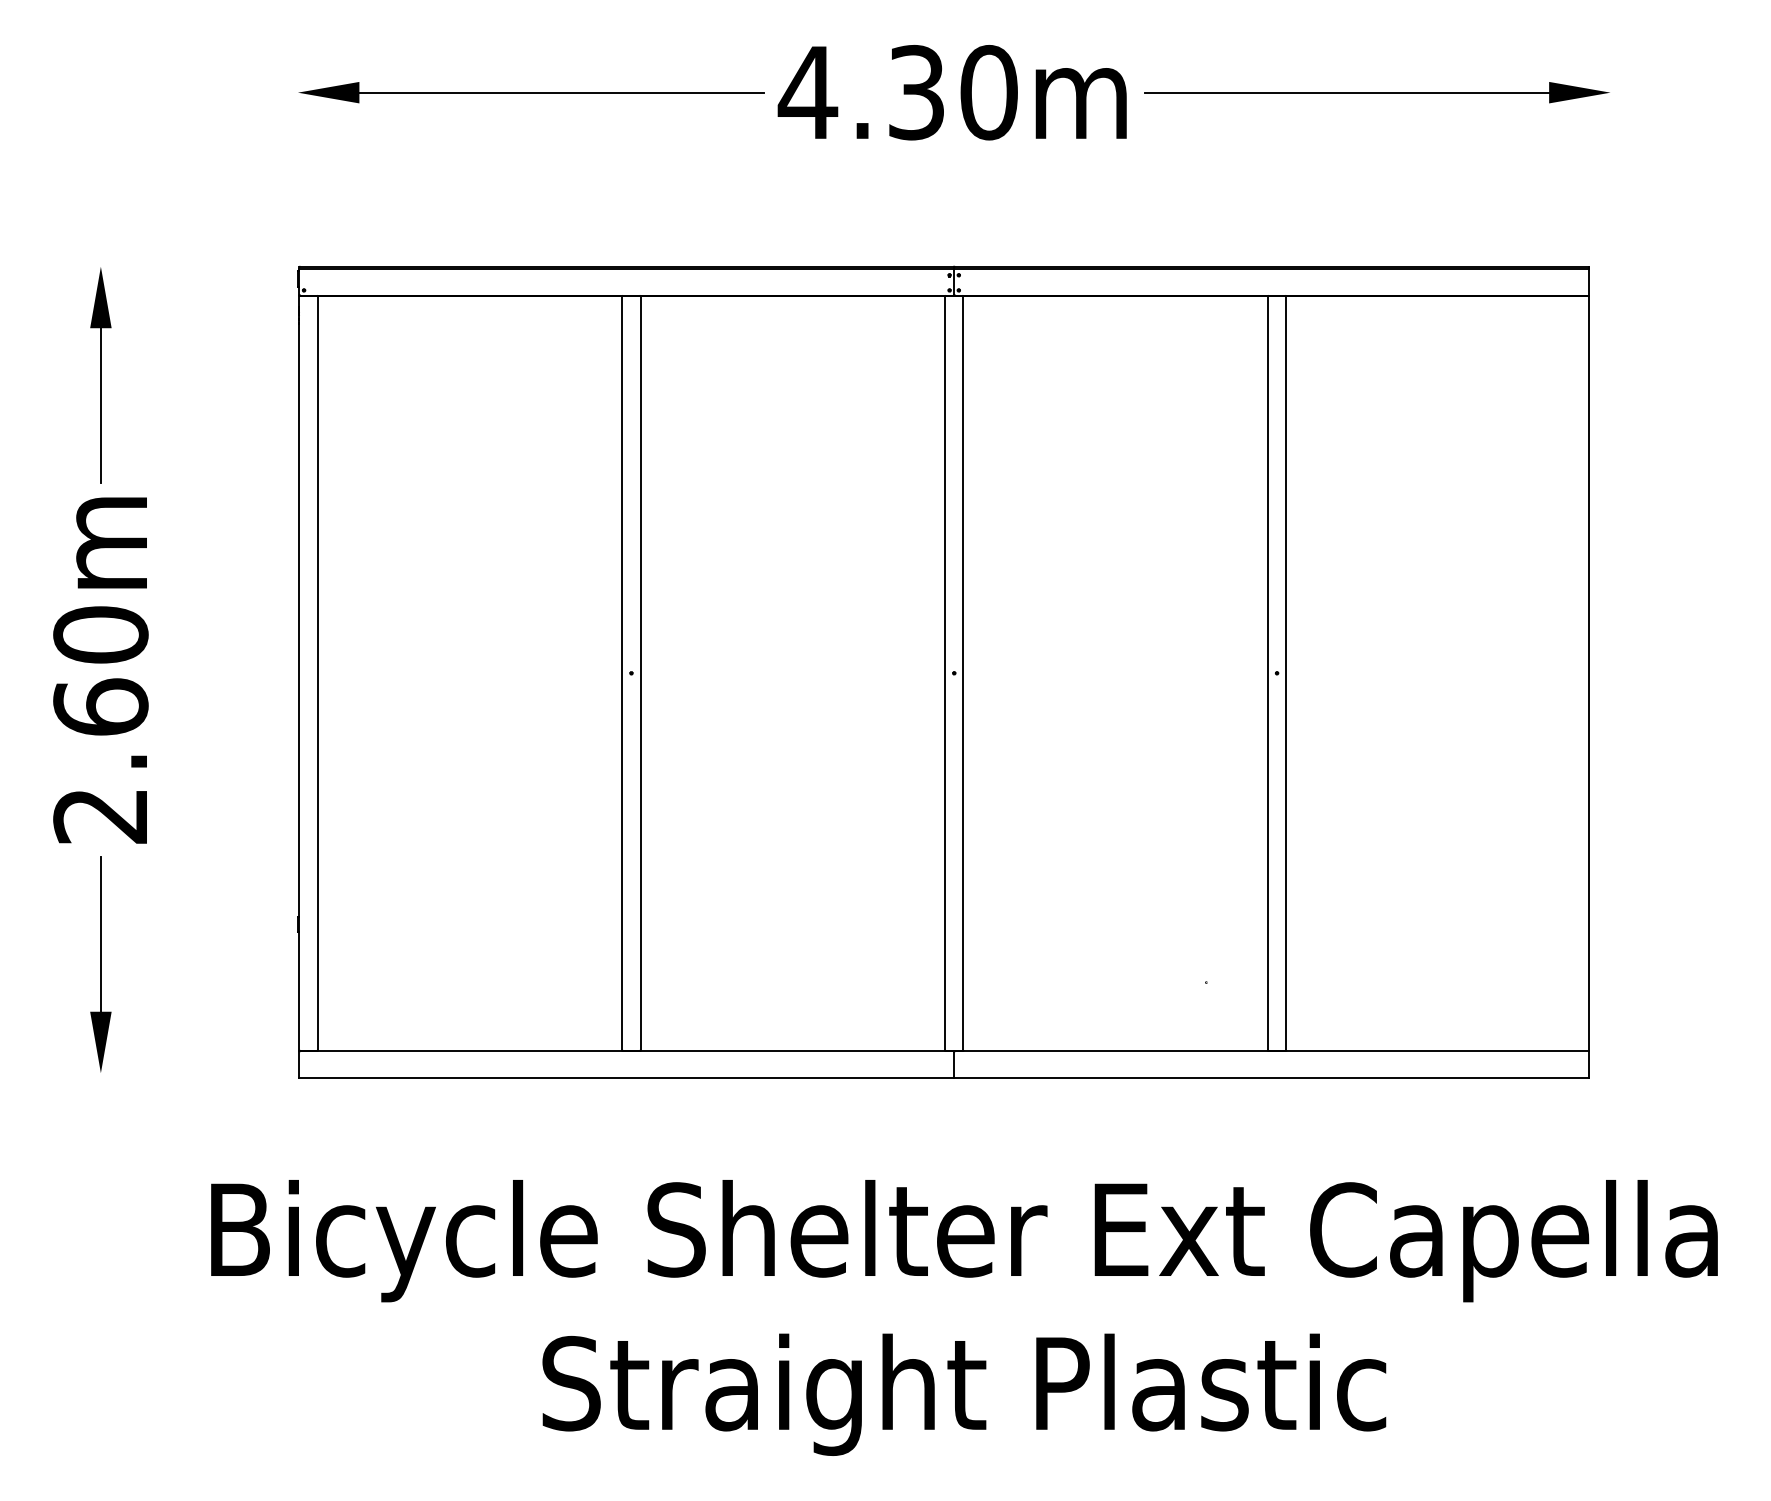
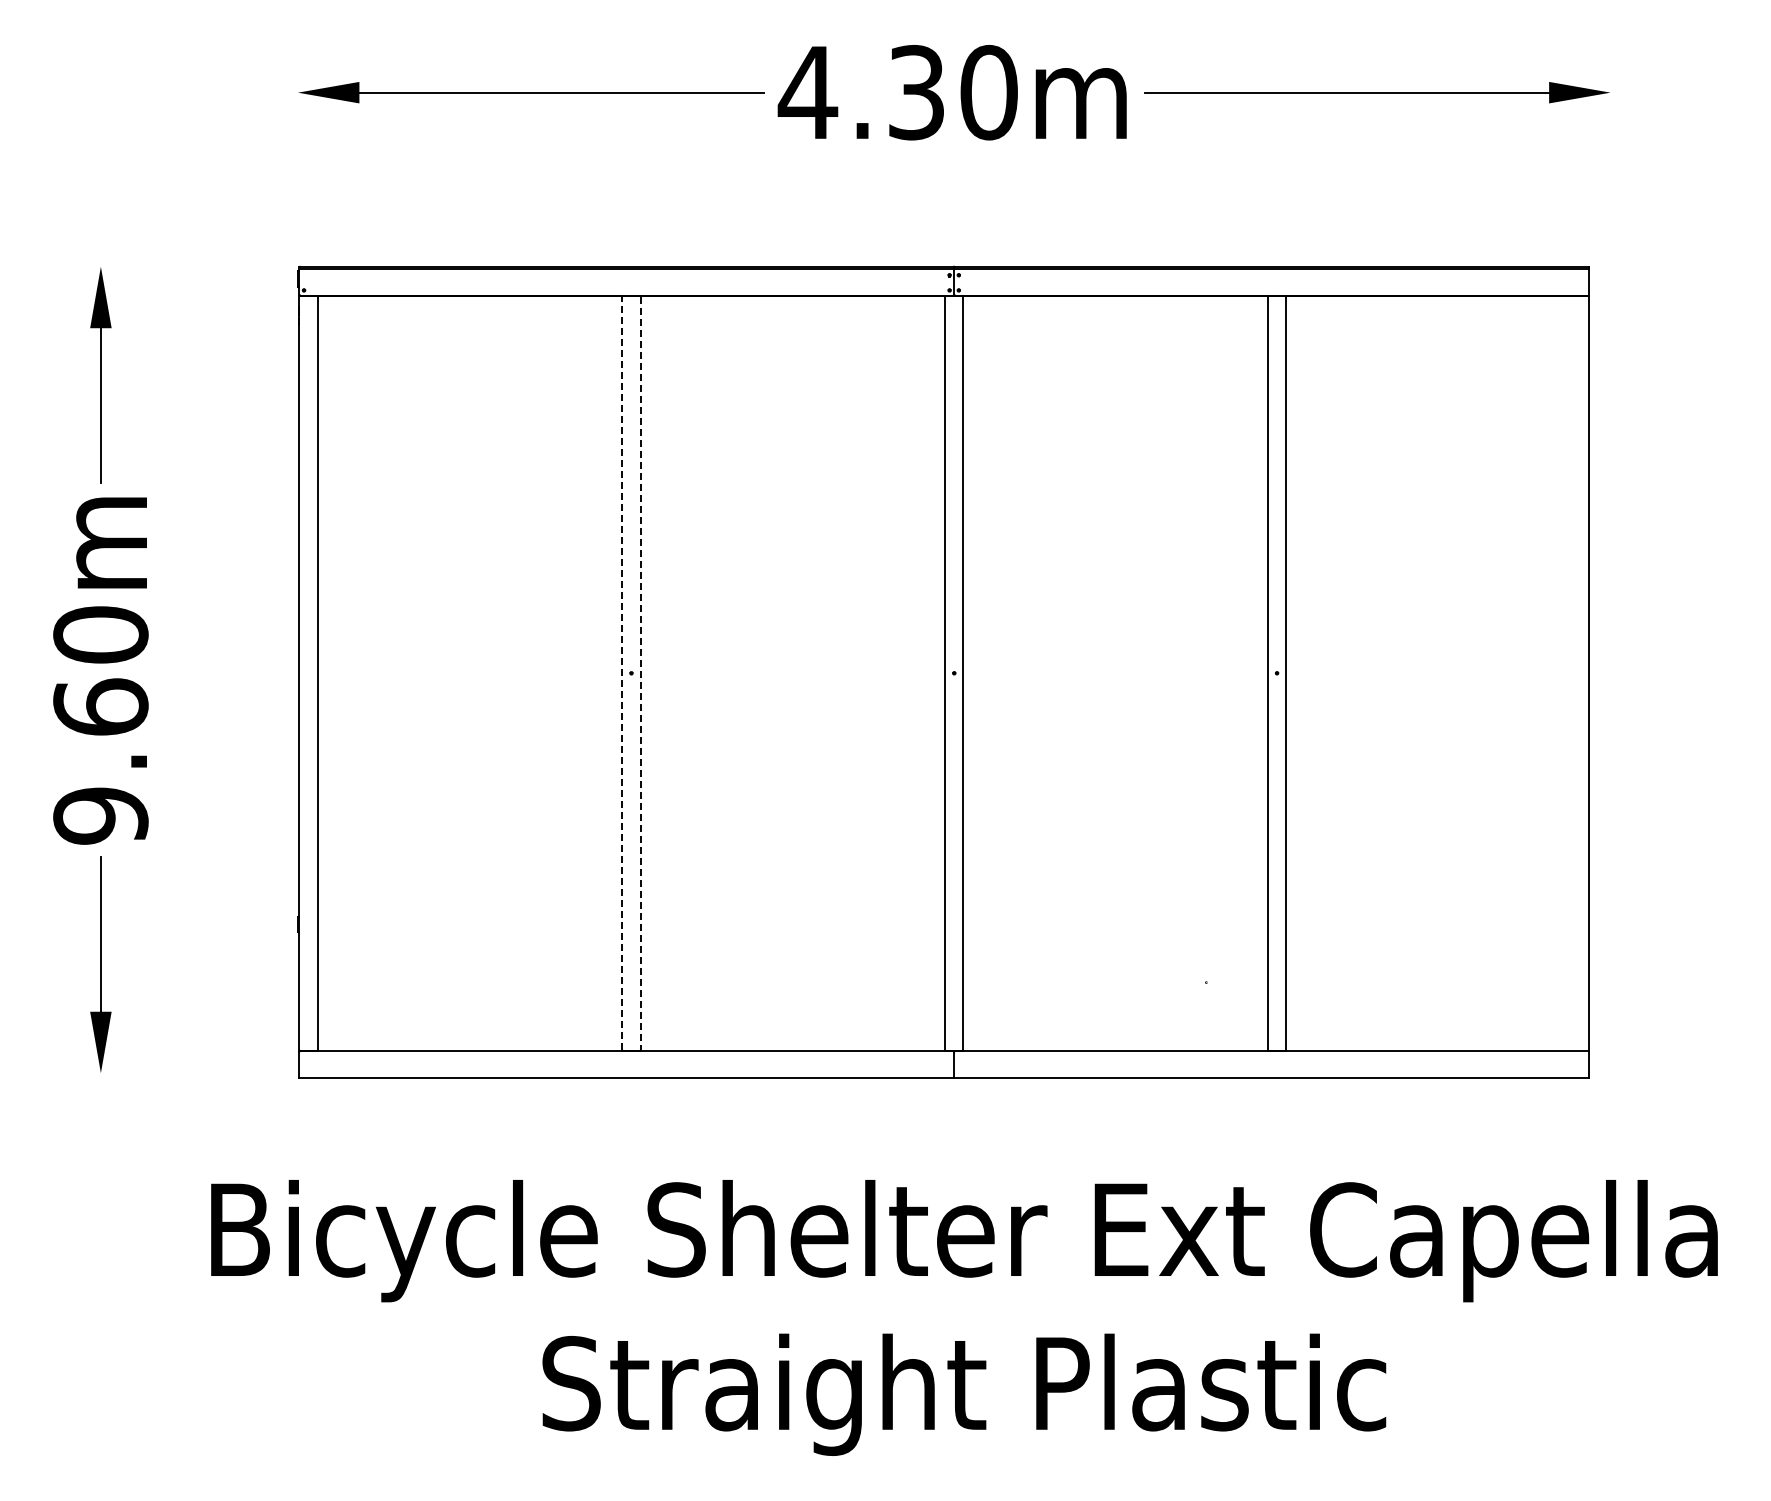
line: solid -> dashed (622, 673)
line: solid -> dashed (640, 673)
text: 2.60m -> 9.60m (100, 815)
